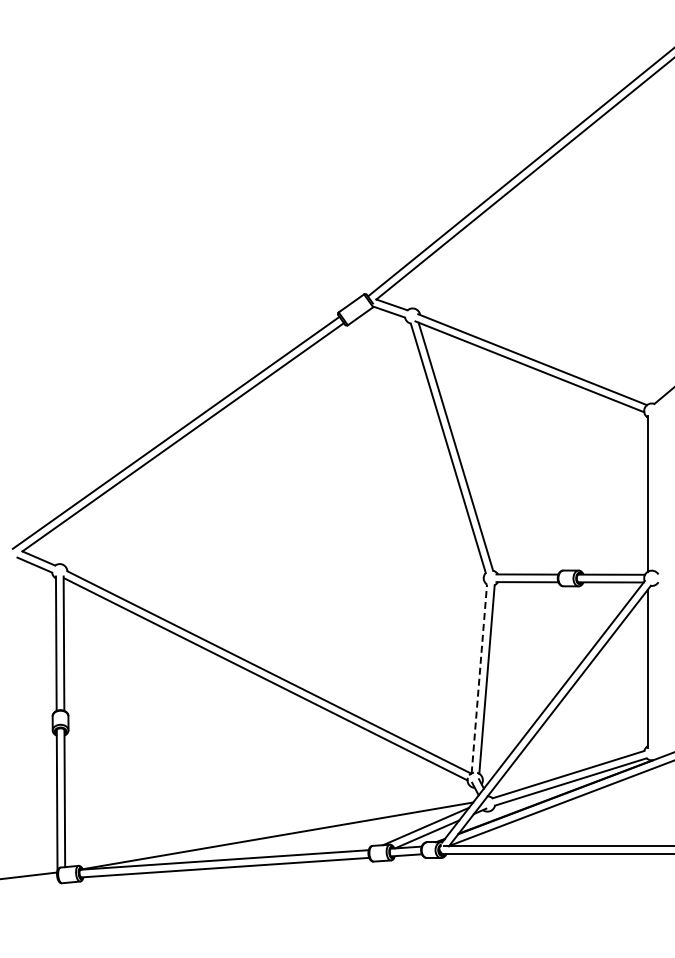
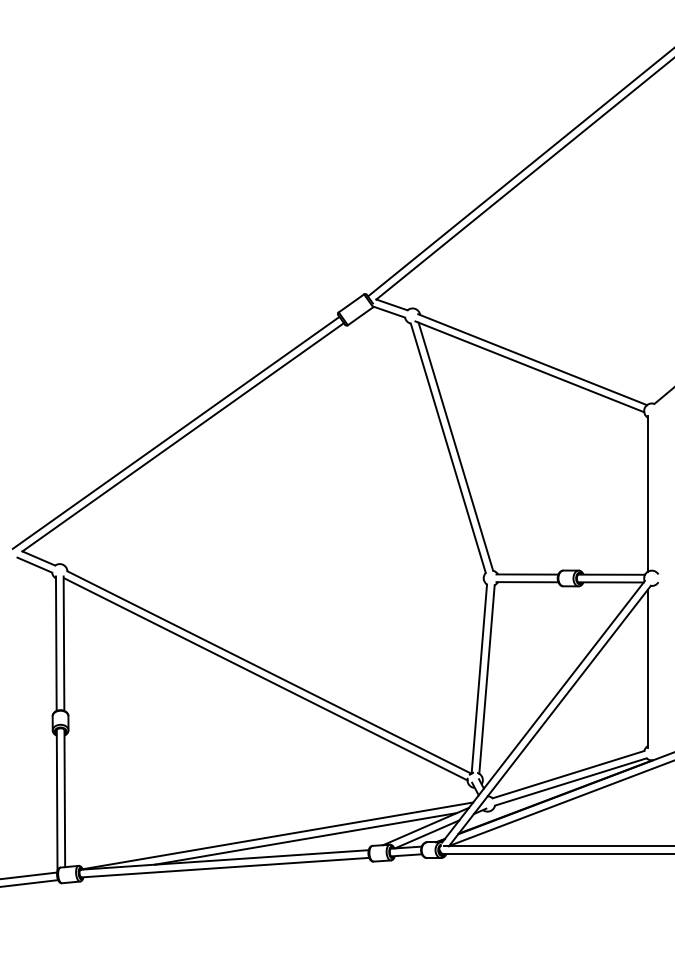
line: dashed -> solid (479, 679)
line: none -> present (305, 838)
line: none -> present (30, 883)
